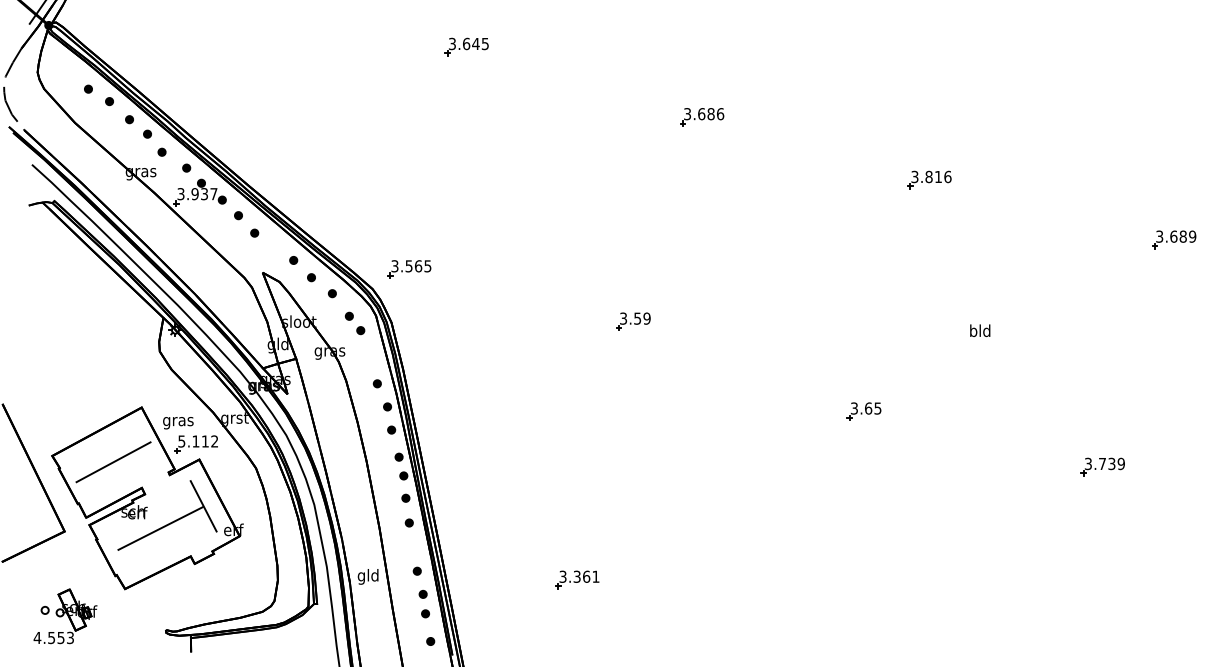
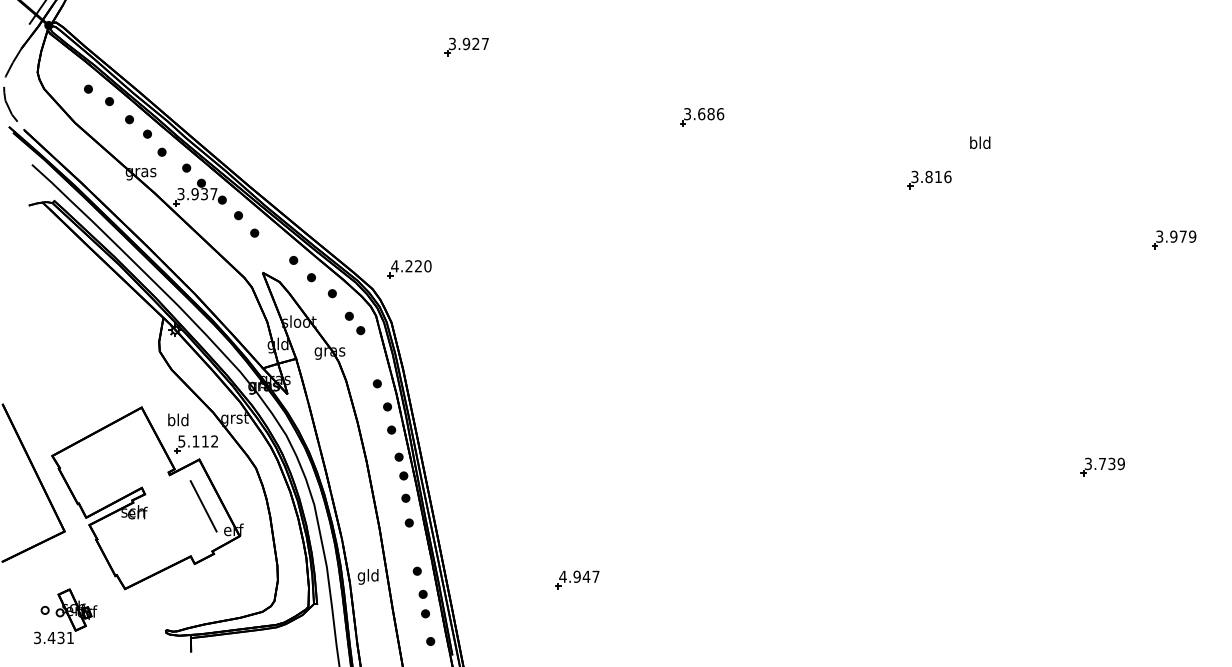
text: 3.645 -> 3.927 (475, 43)
text: 3.689 -> 3.979 (1178, 236)
text: 3.565 -> 4.220 (411, 266)
part: present -> none (633, 321)
text position: (980, 330) -> (980, 142) (980, 142)
part: present -> none (863, 411)
text: gras -> bld (178, 421)
line: present -> none (113, 462)
line: present -> none (160, 528)
text: 3.361 -> 4.947 (579, 576)
text: 4.553 -> 3.431 (53, 637)
